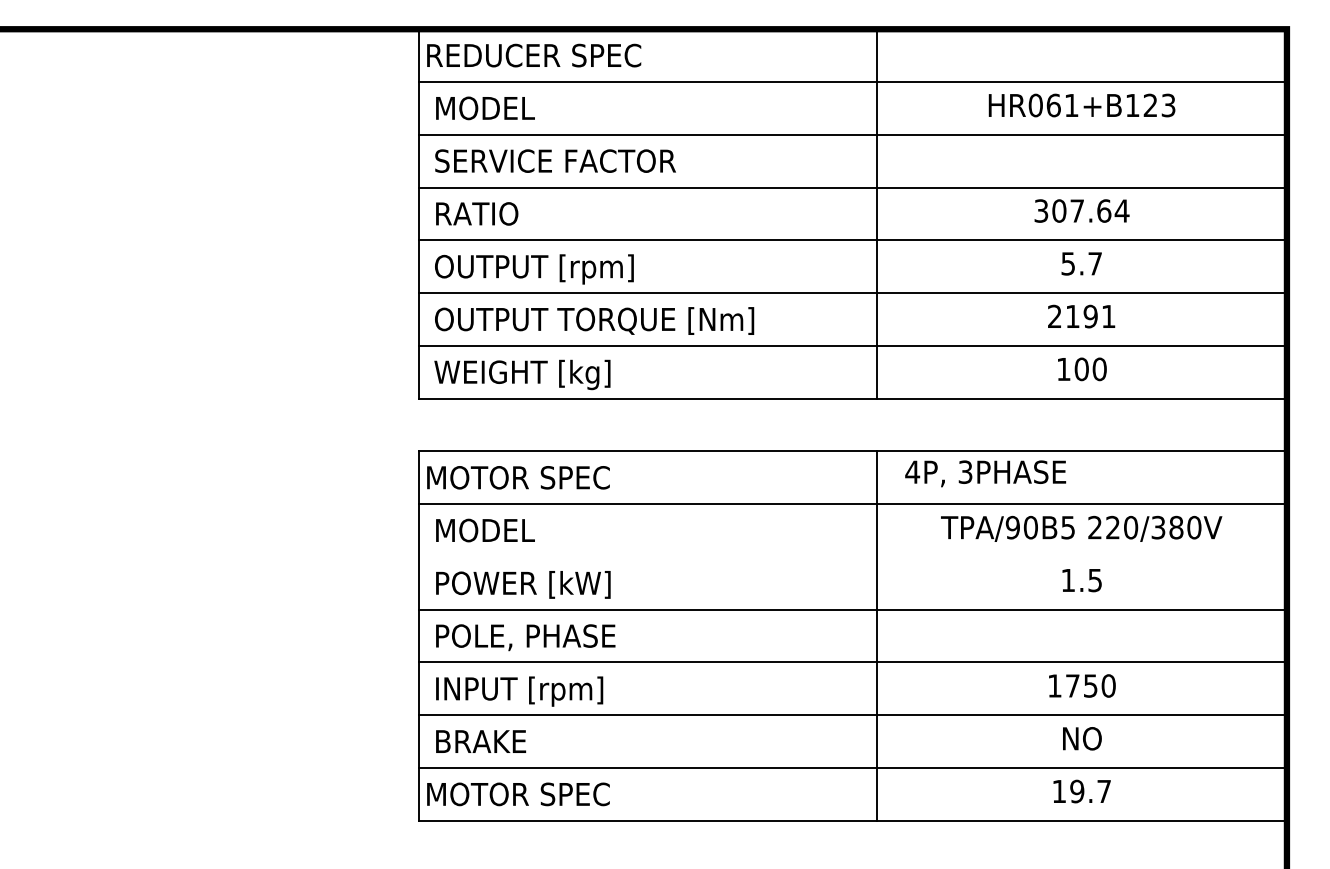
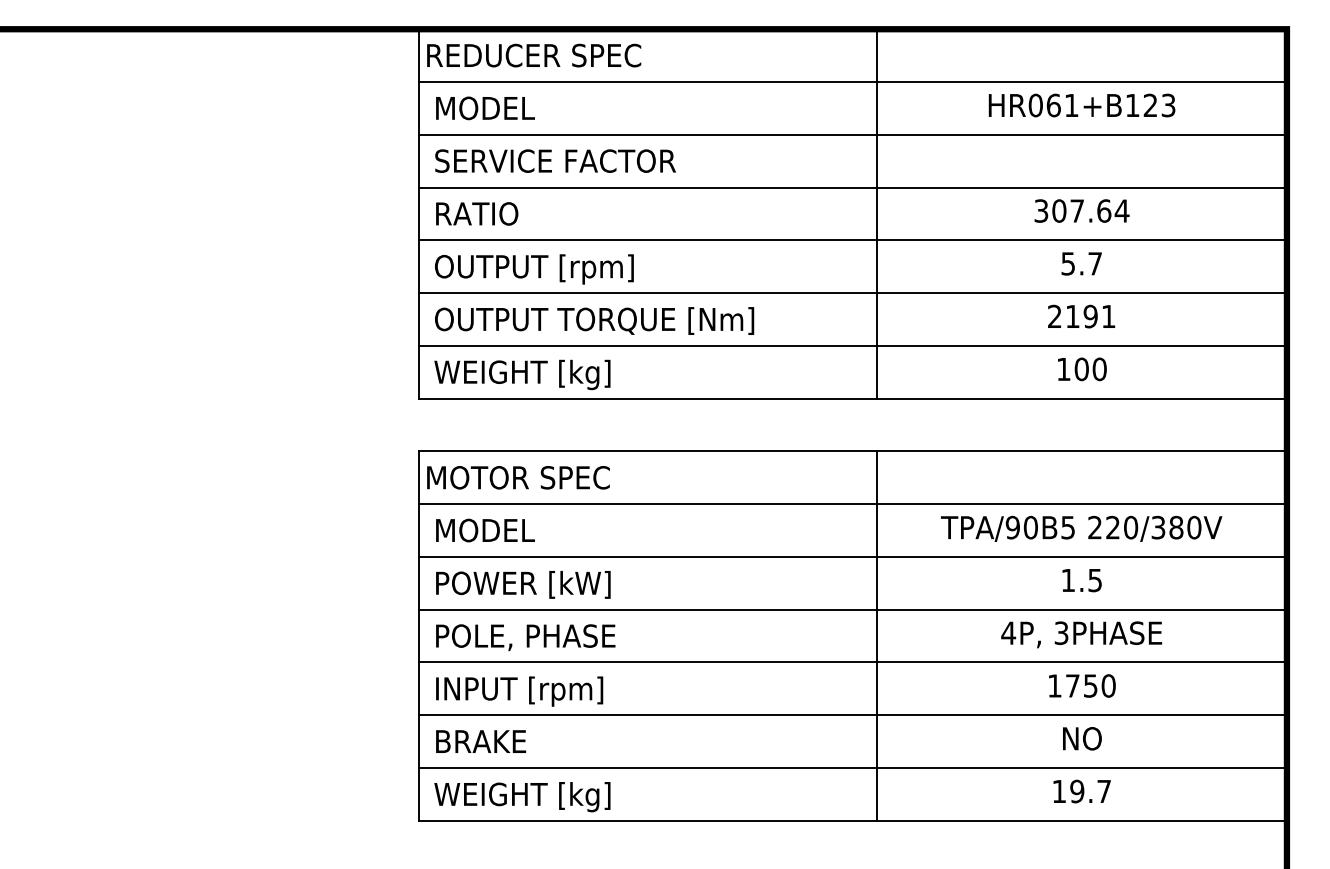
text position: (985, 473) -> (1081, 634) (1081, 634)
line: none -> present (852, 556)
text: MOTOR SPEC -> WEIGHT [kg] (518, 797)
